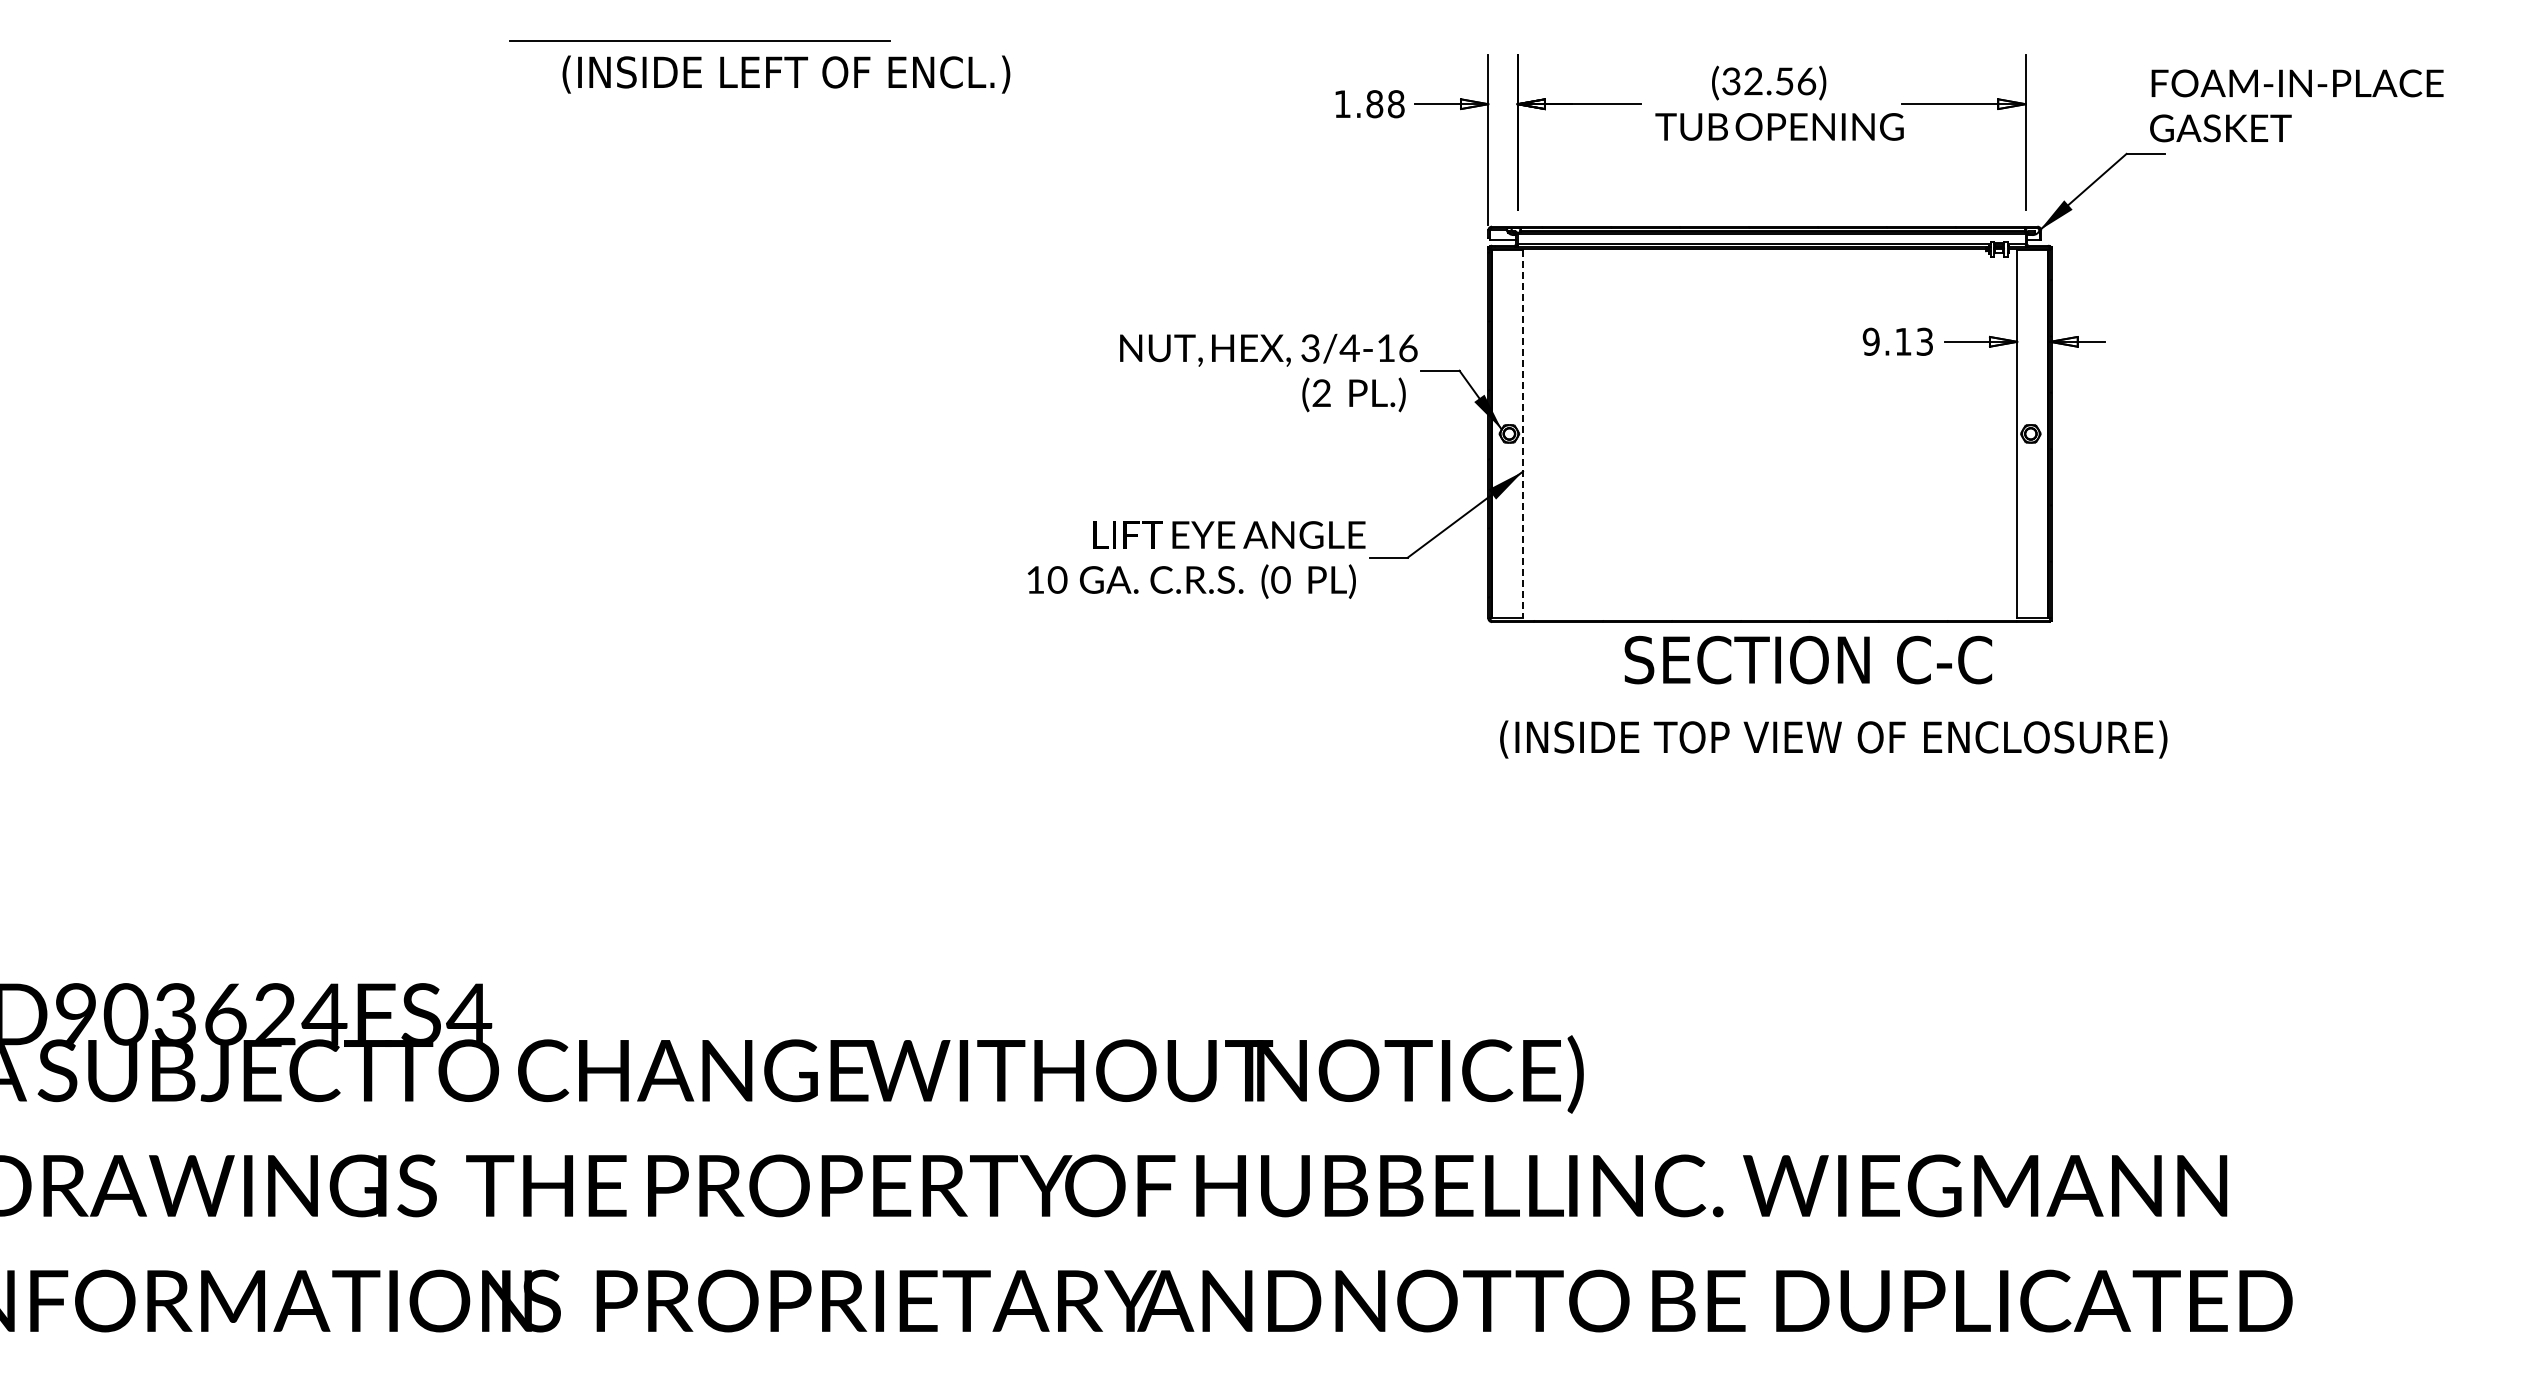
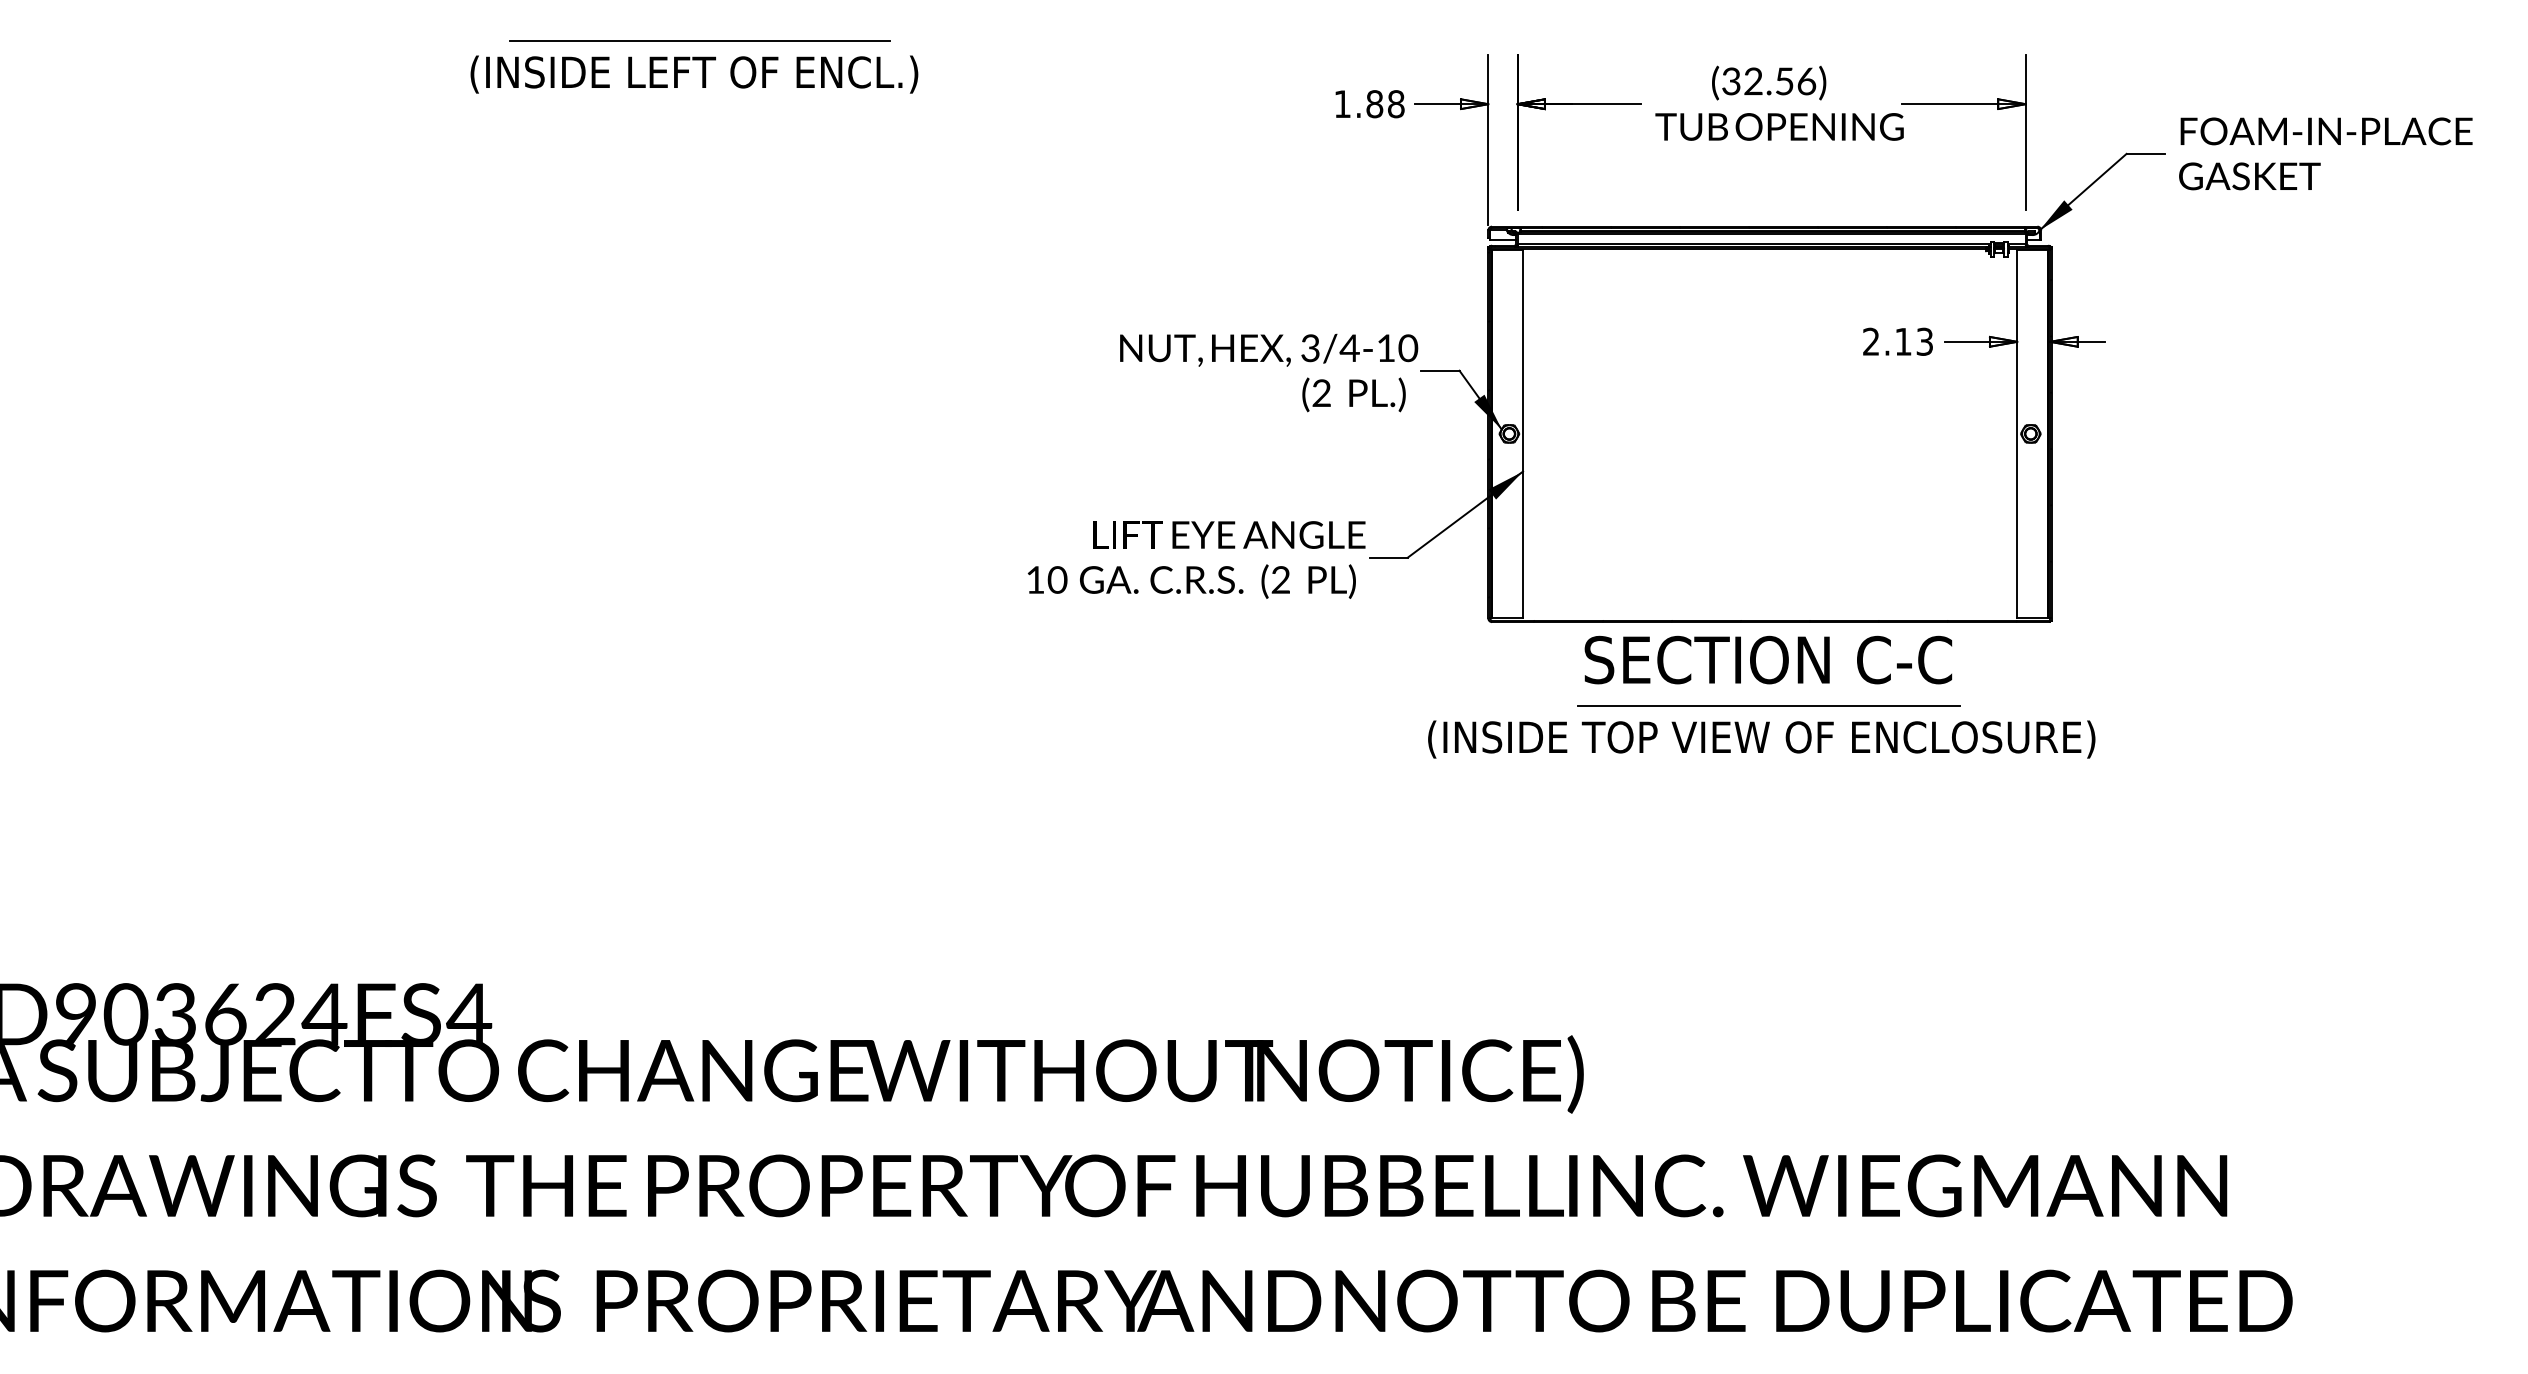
text position: (786, 74) -> (694, 74) (694, 74)
text position: (2296, 105) -> (2325, 153) (2325, 153)
text: 9.13 -> 2.13 (1870, 341)
text: 3/4-16 -> 3/4-10 (1408, 347)
line: dashed -> solid (1523, 434)
text: (0 -> (2 (1280, 579)
text position: (1808, 659) -> (1768, 659) (1768, 659)
line: none -> present (1769, 706)
text position: (1833, 739) -> (1761, 739) (1761, 739)
